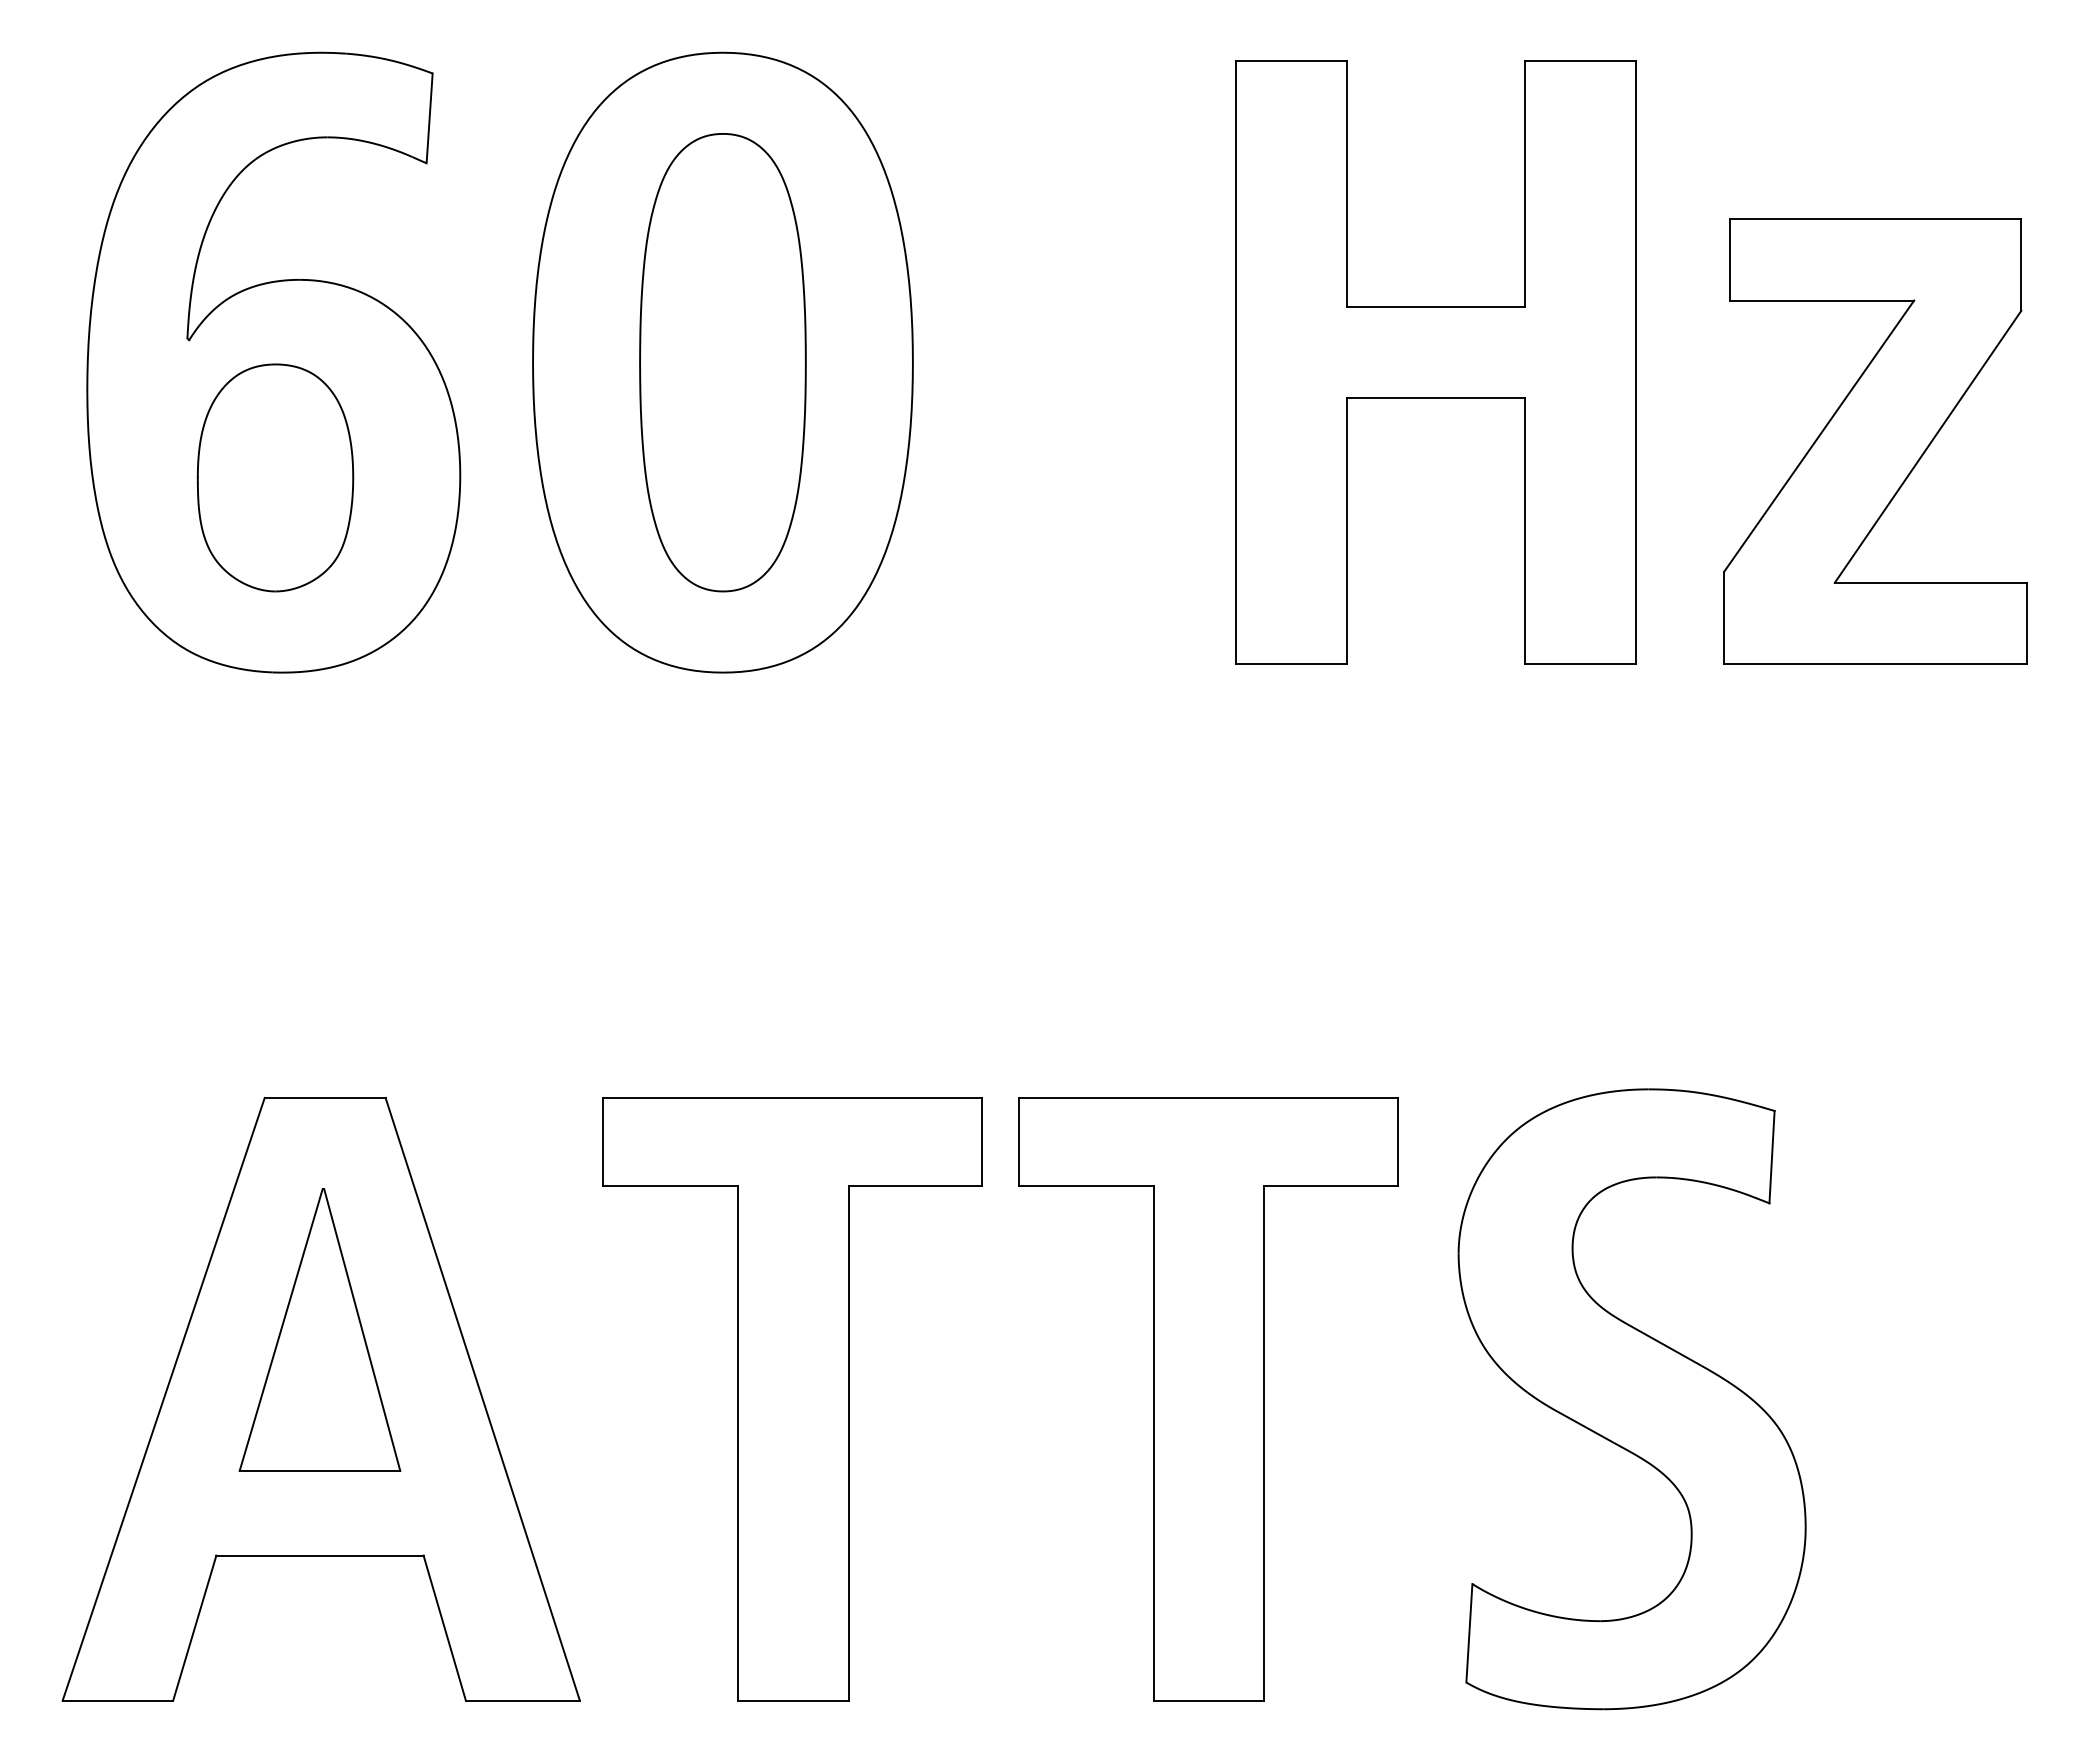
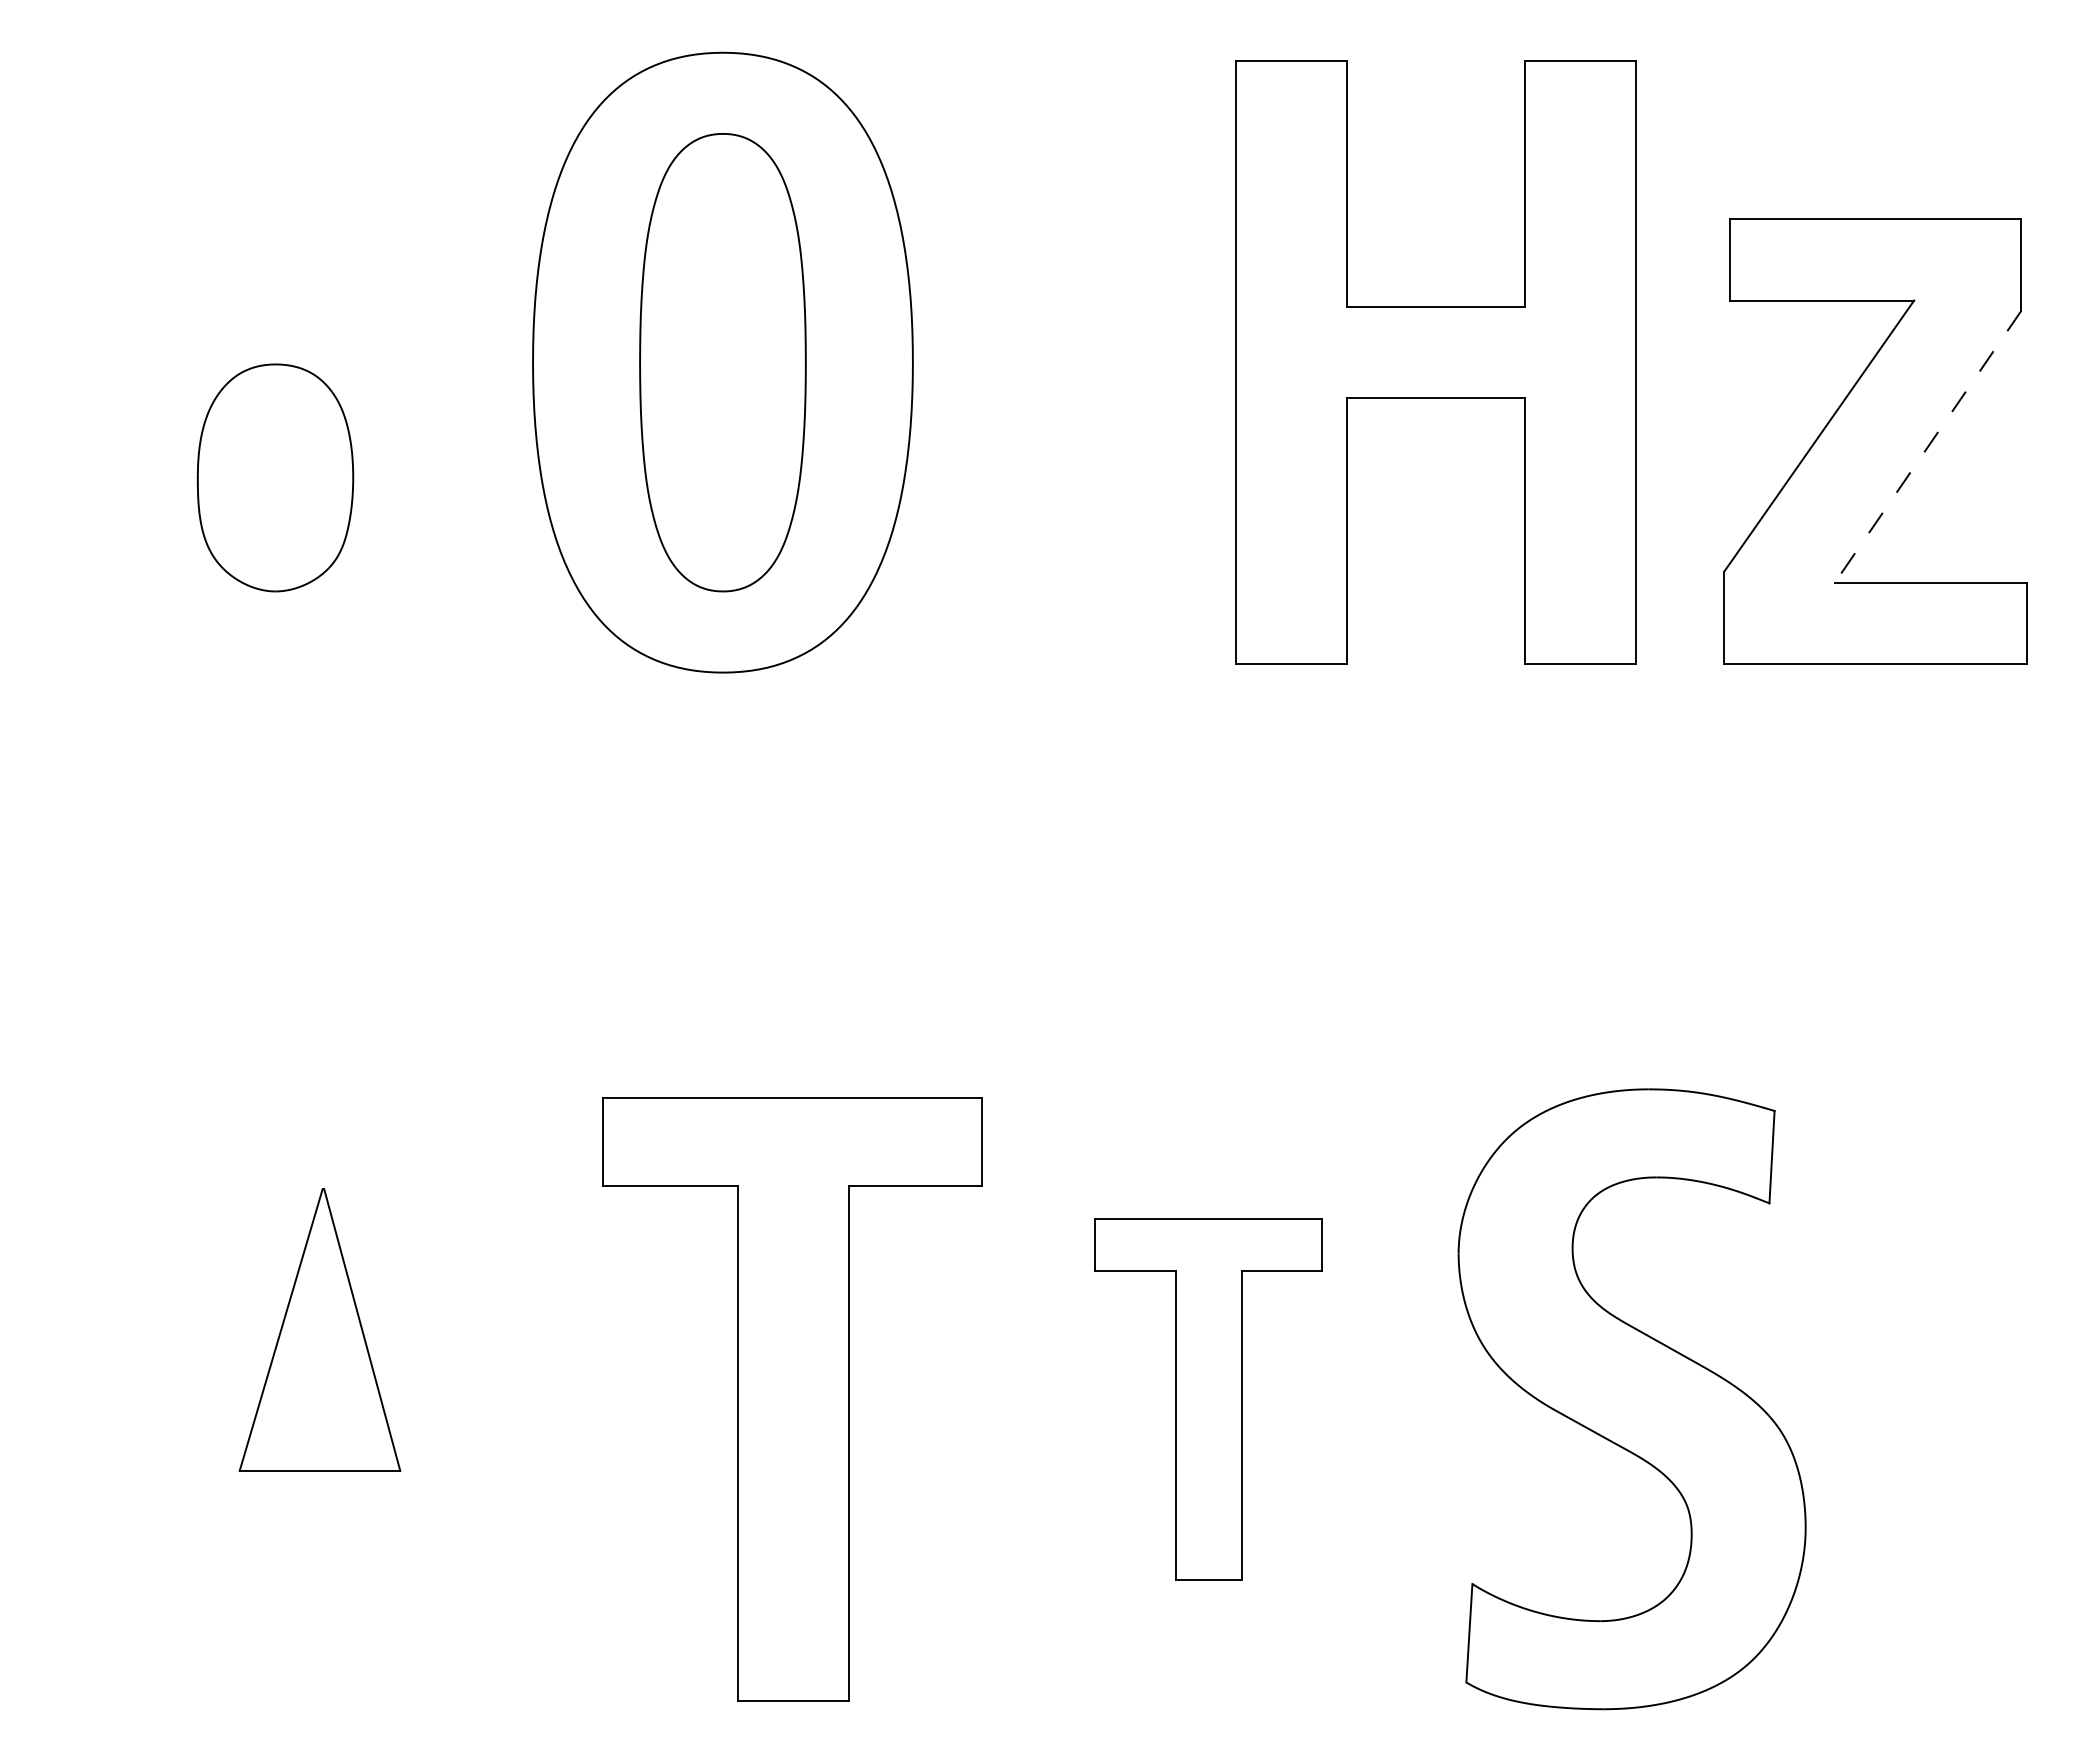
part: present -> none (273, 362)
line: solid -> dashed (1928, 446)
part: present -> none (320, 1399)
part size: 381x605 px -> 229x363 px (1208, 1399)
